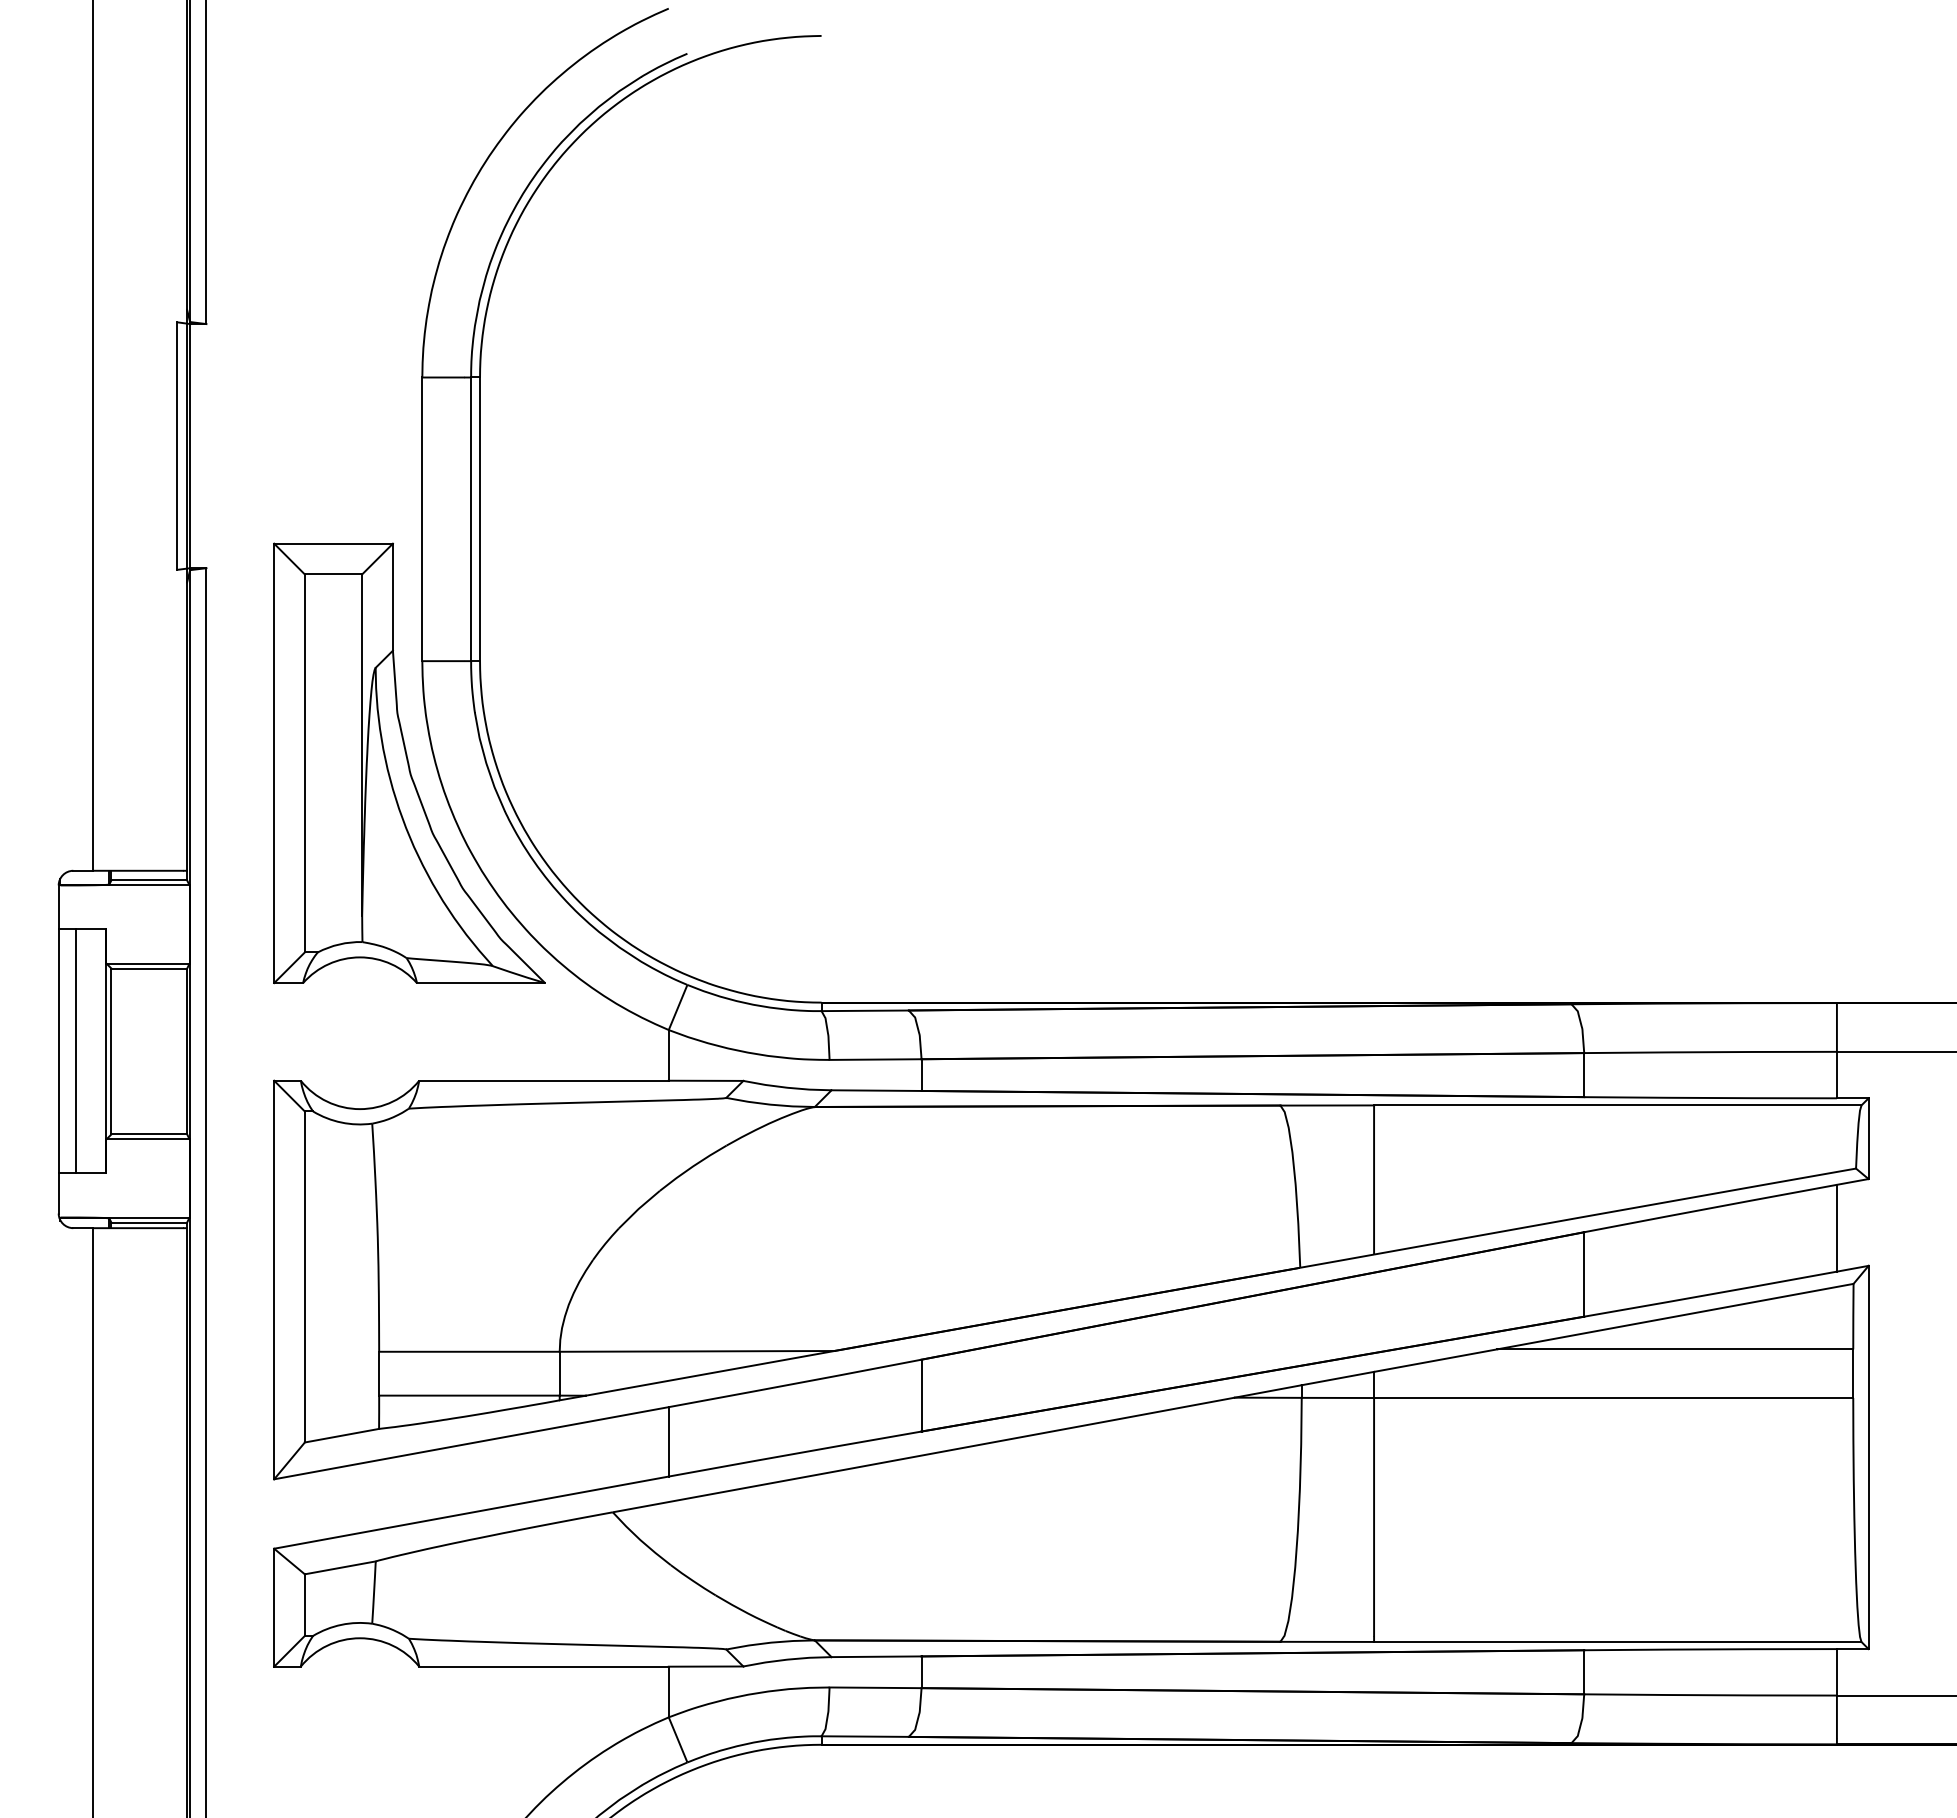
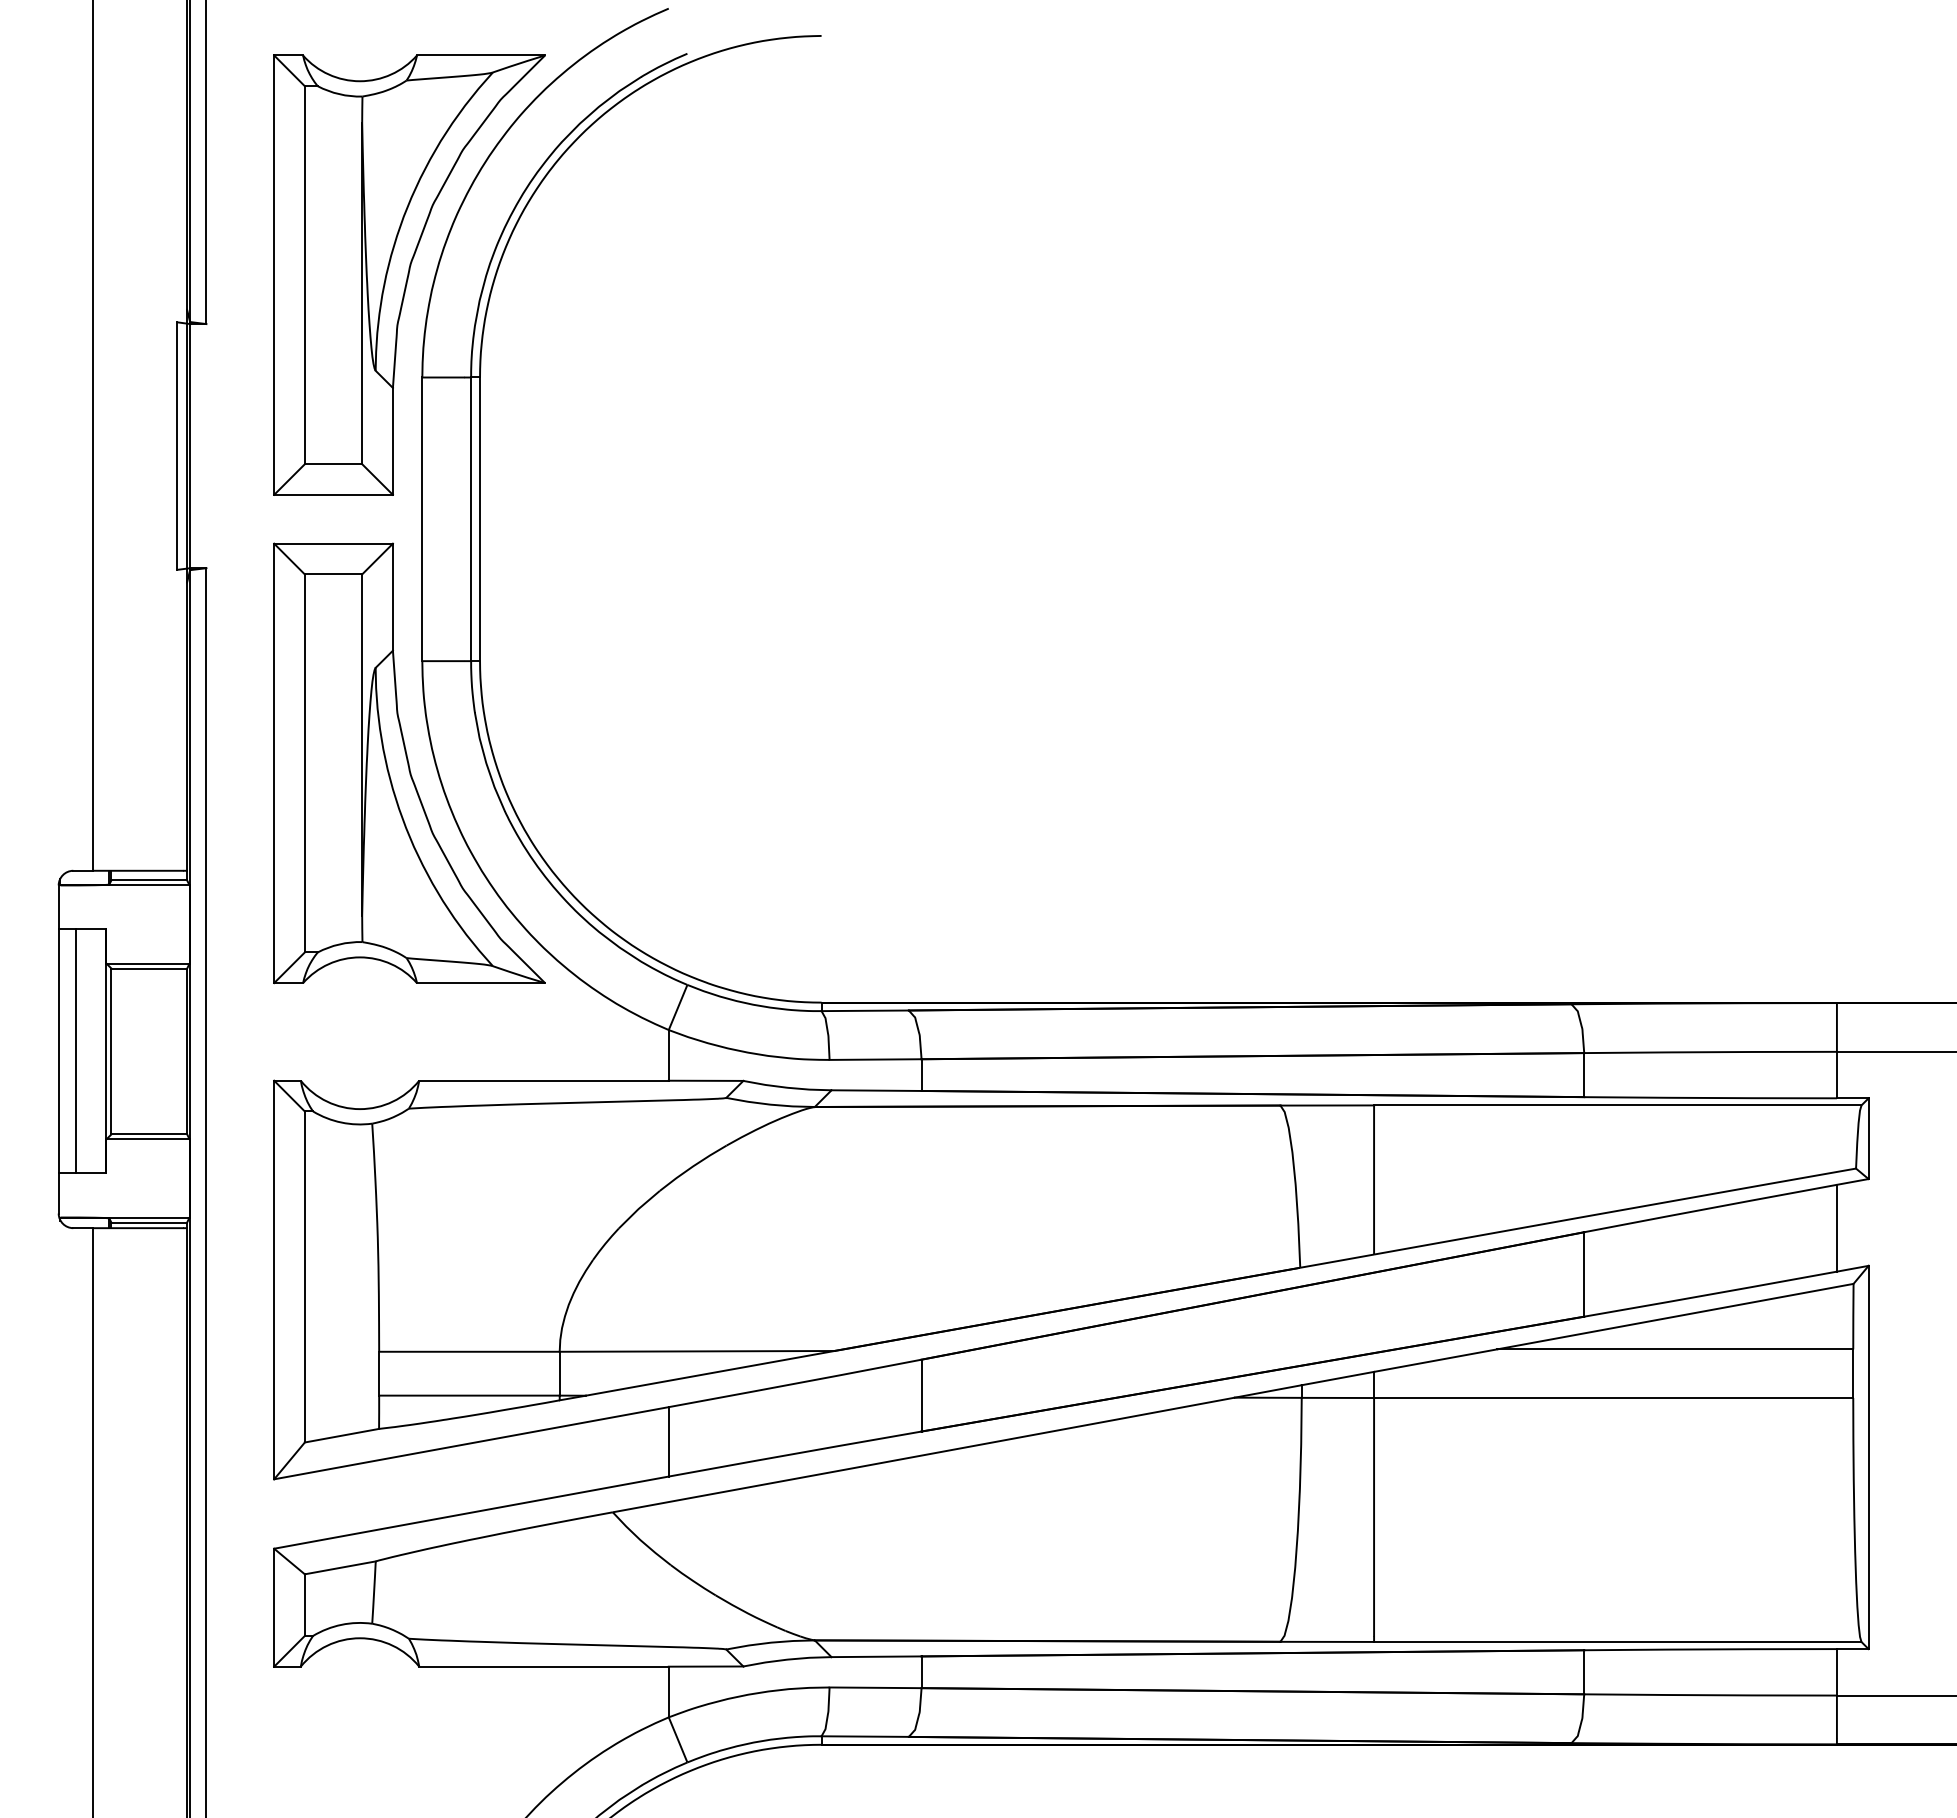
part: none -> present (409, 274)
